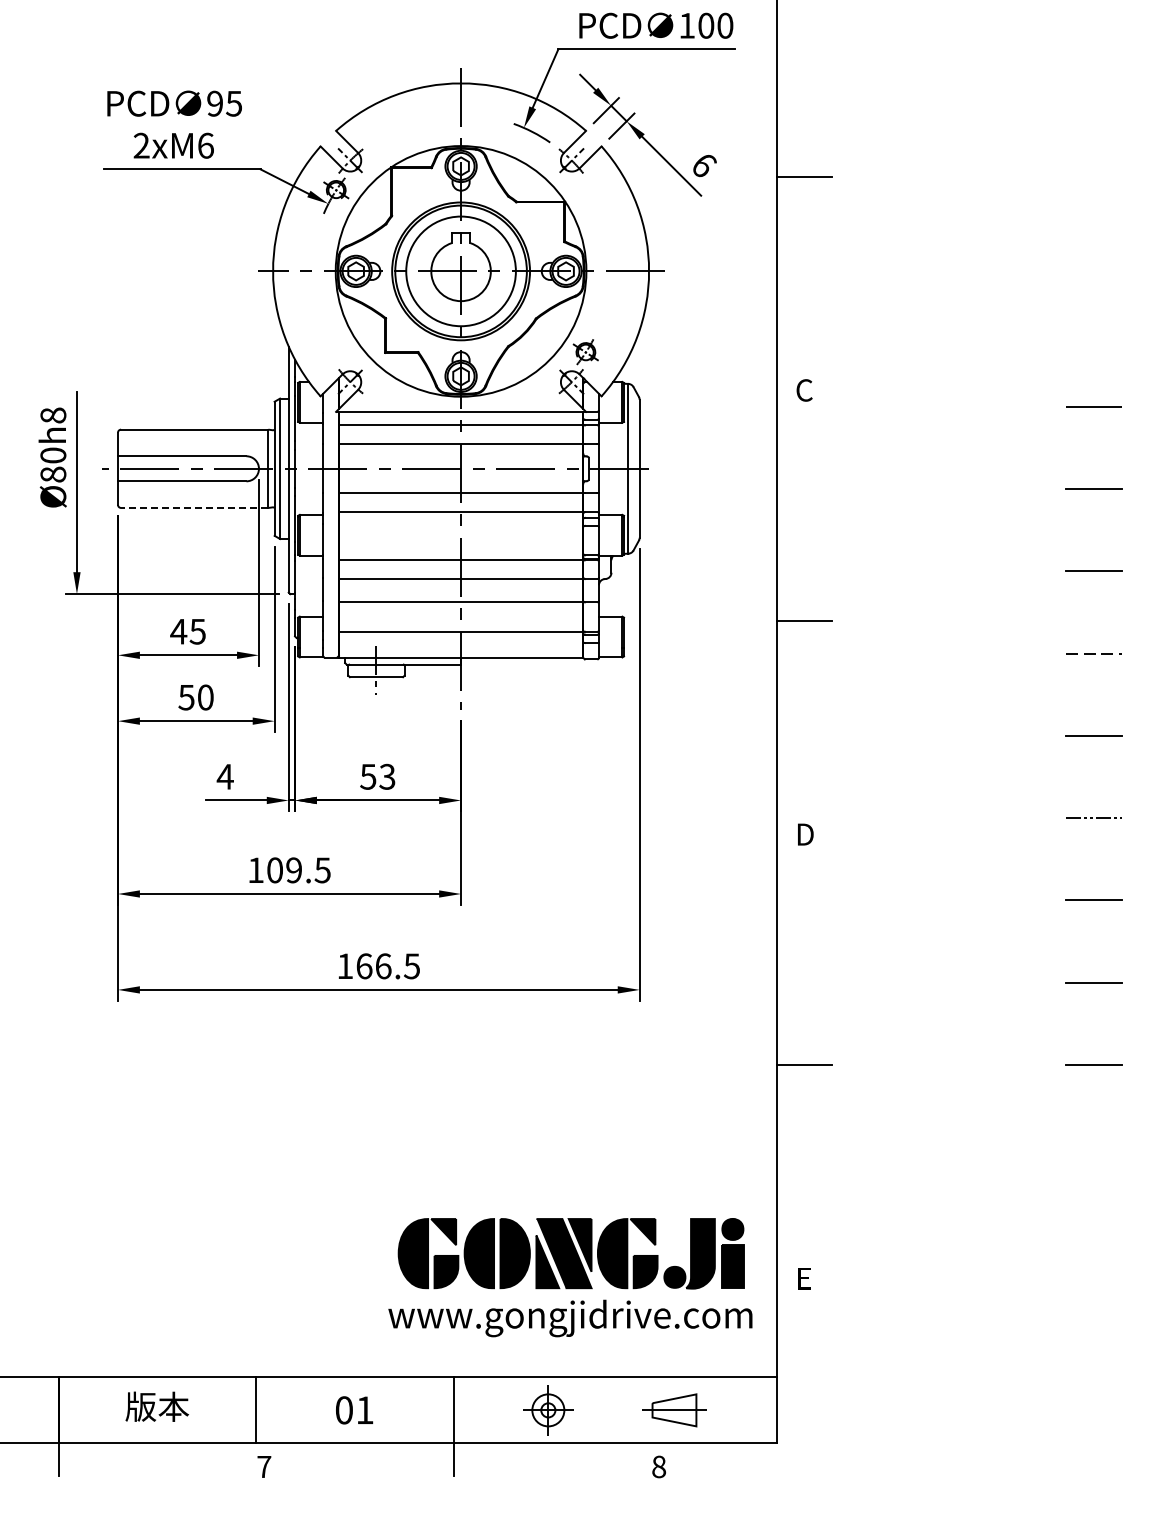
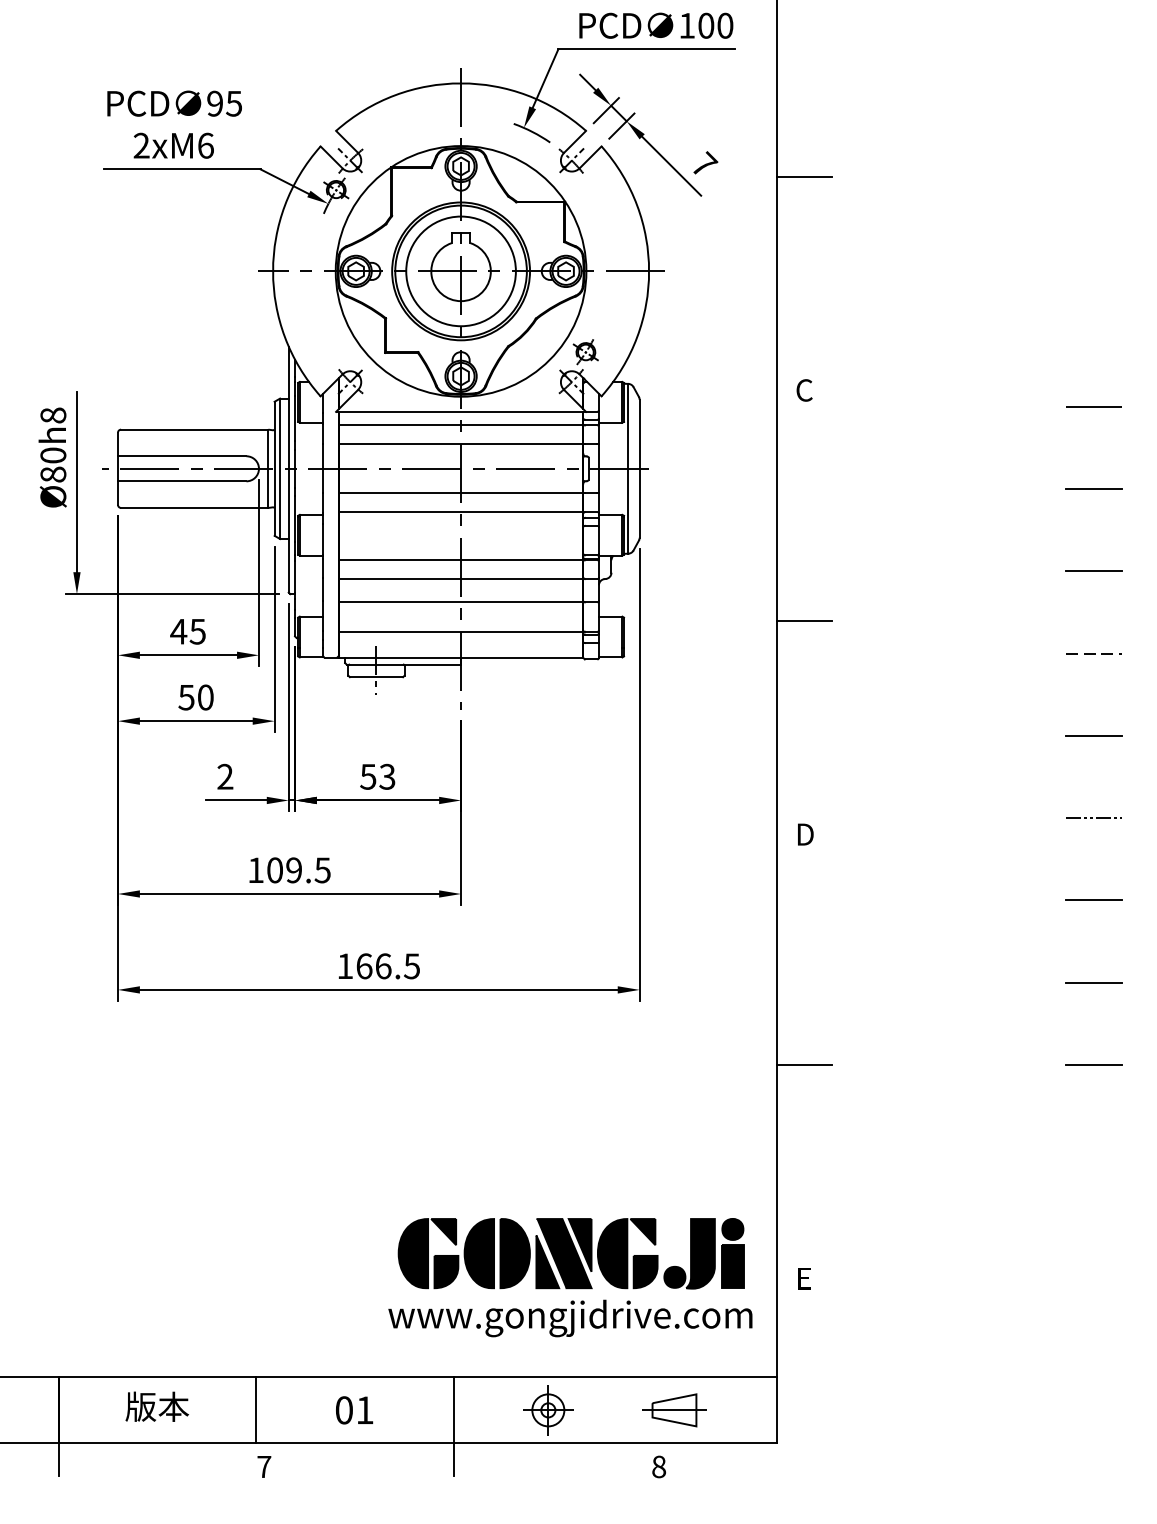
text: 6 -> 7 (705, 164)
line: dashed -> solid (194, 507)
text: 4 -> 2 (224, 776)
